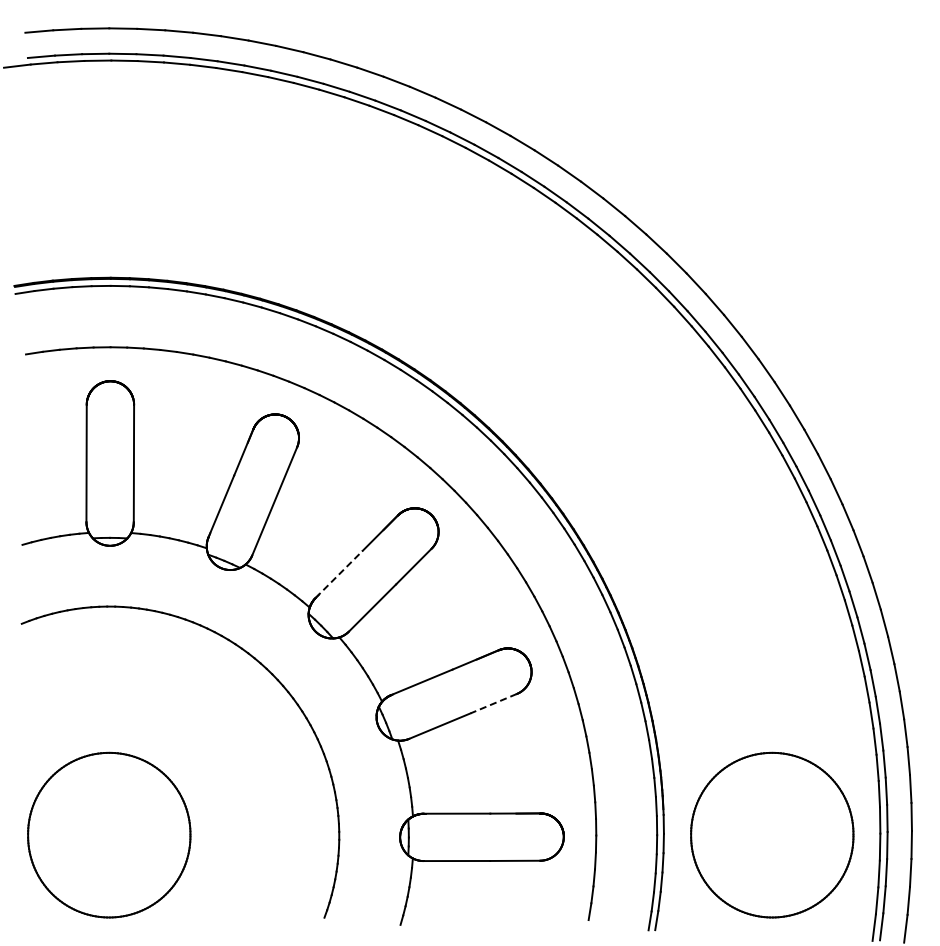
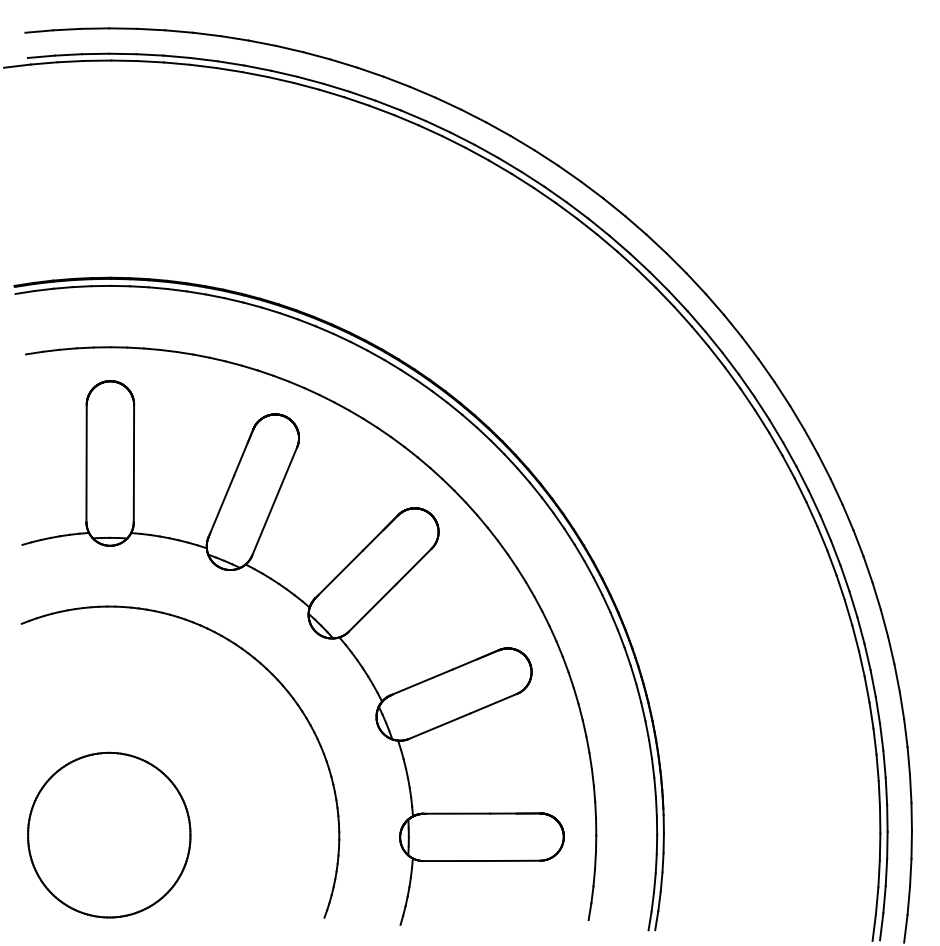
line: dashed -> solid (339, 574)
line: dashed -> solid (493, 703)
part: present -> none (772, 834)
